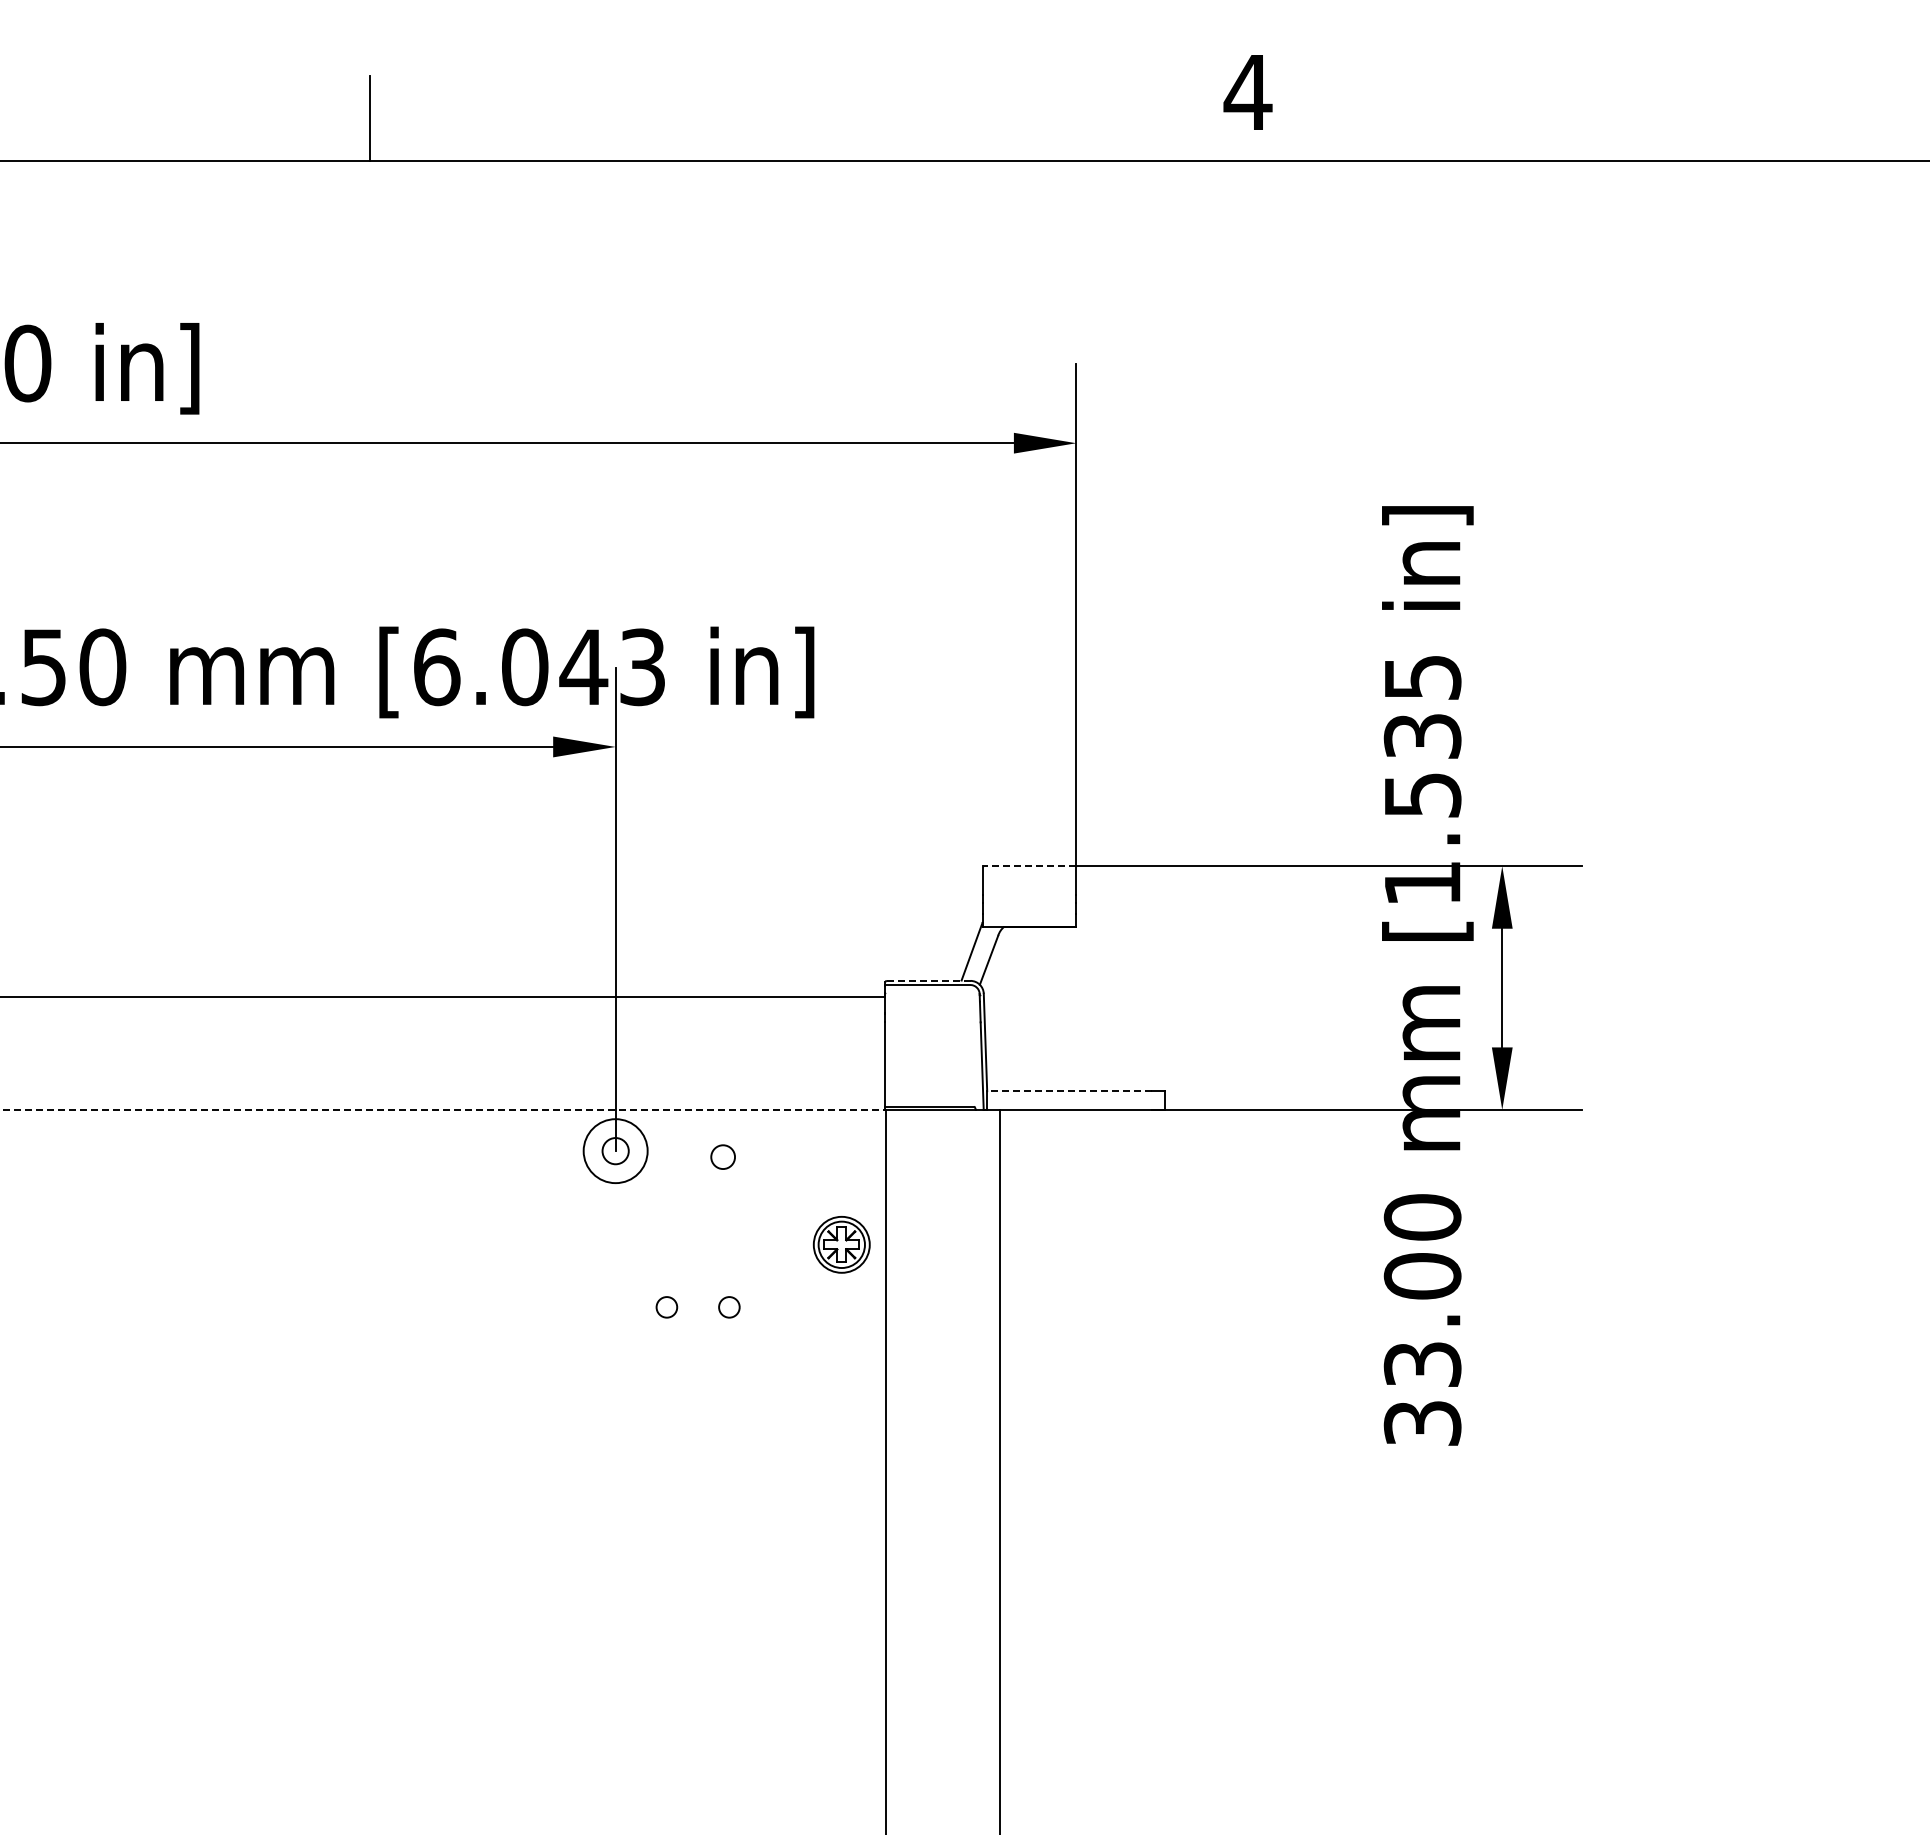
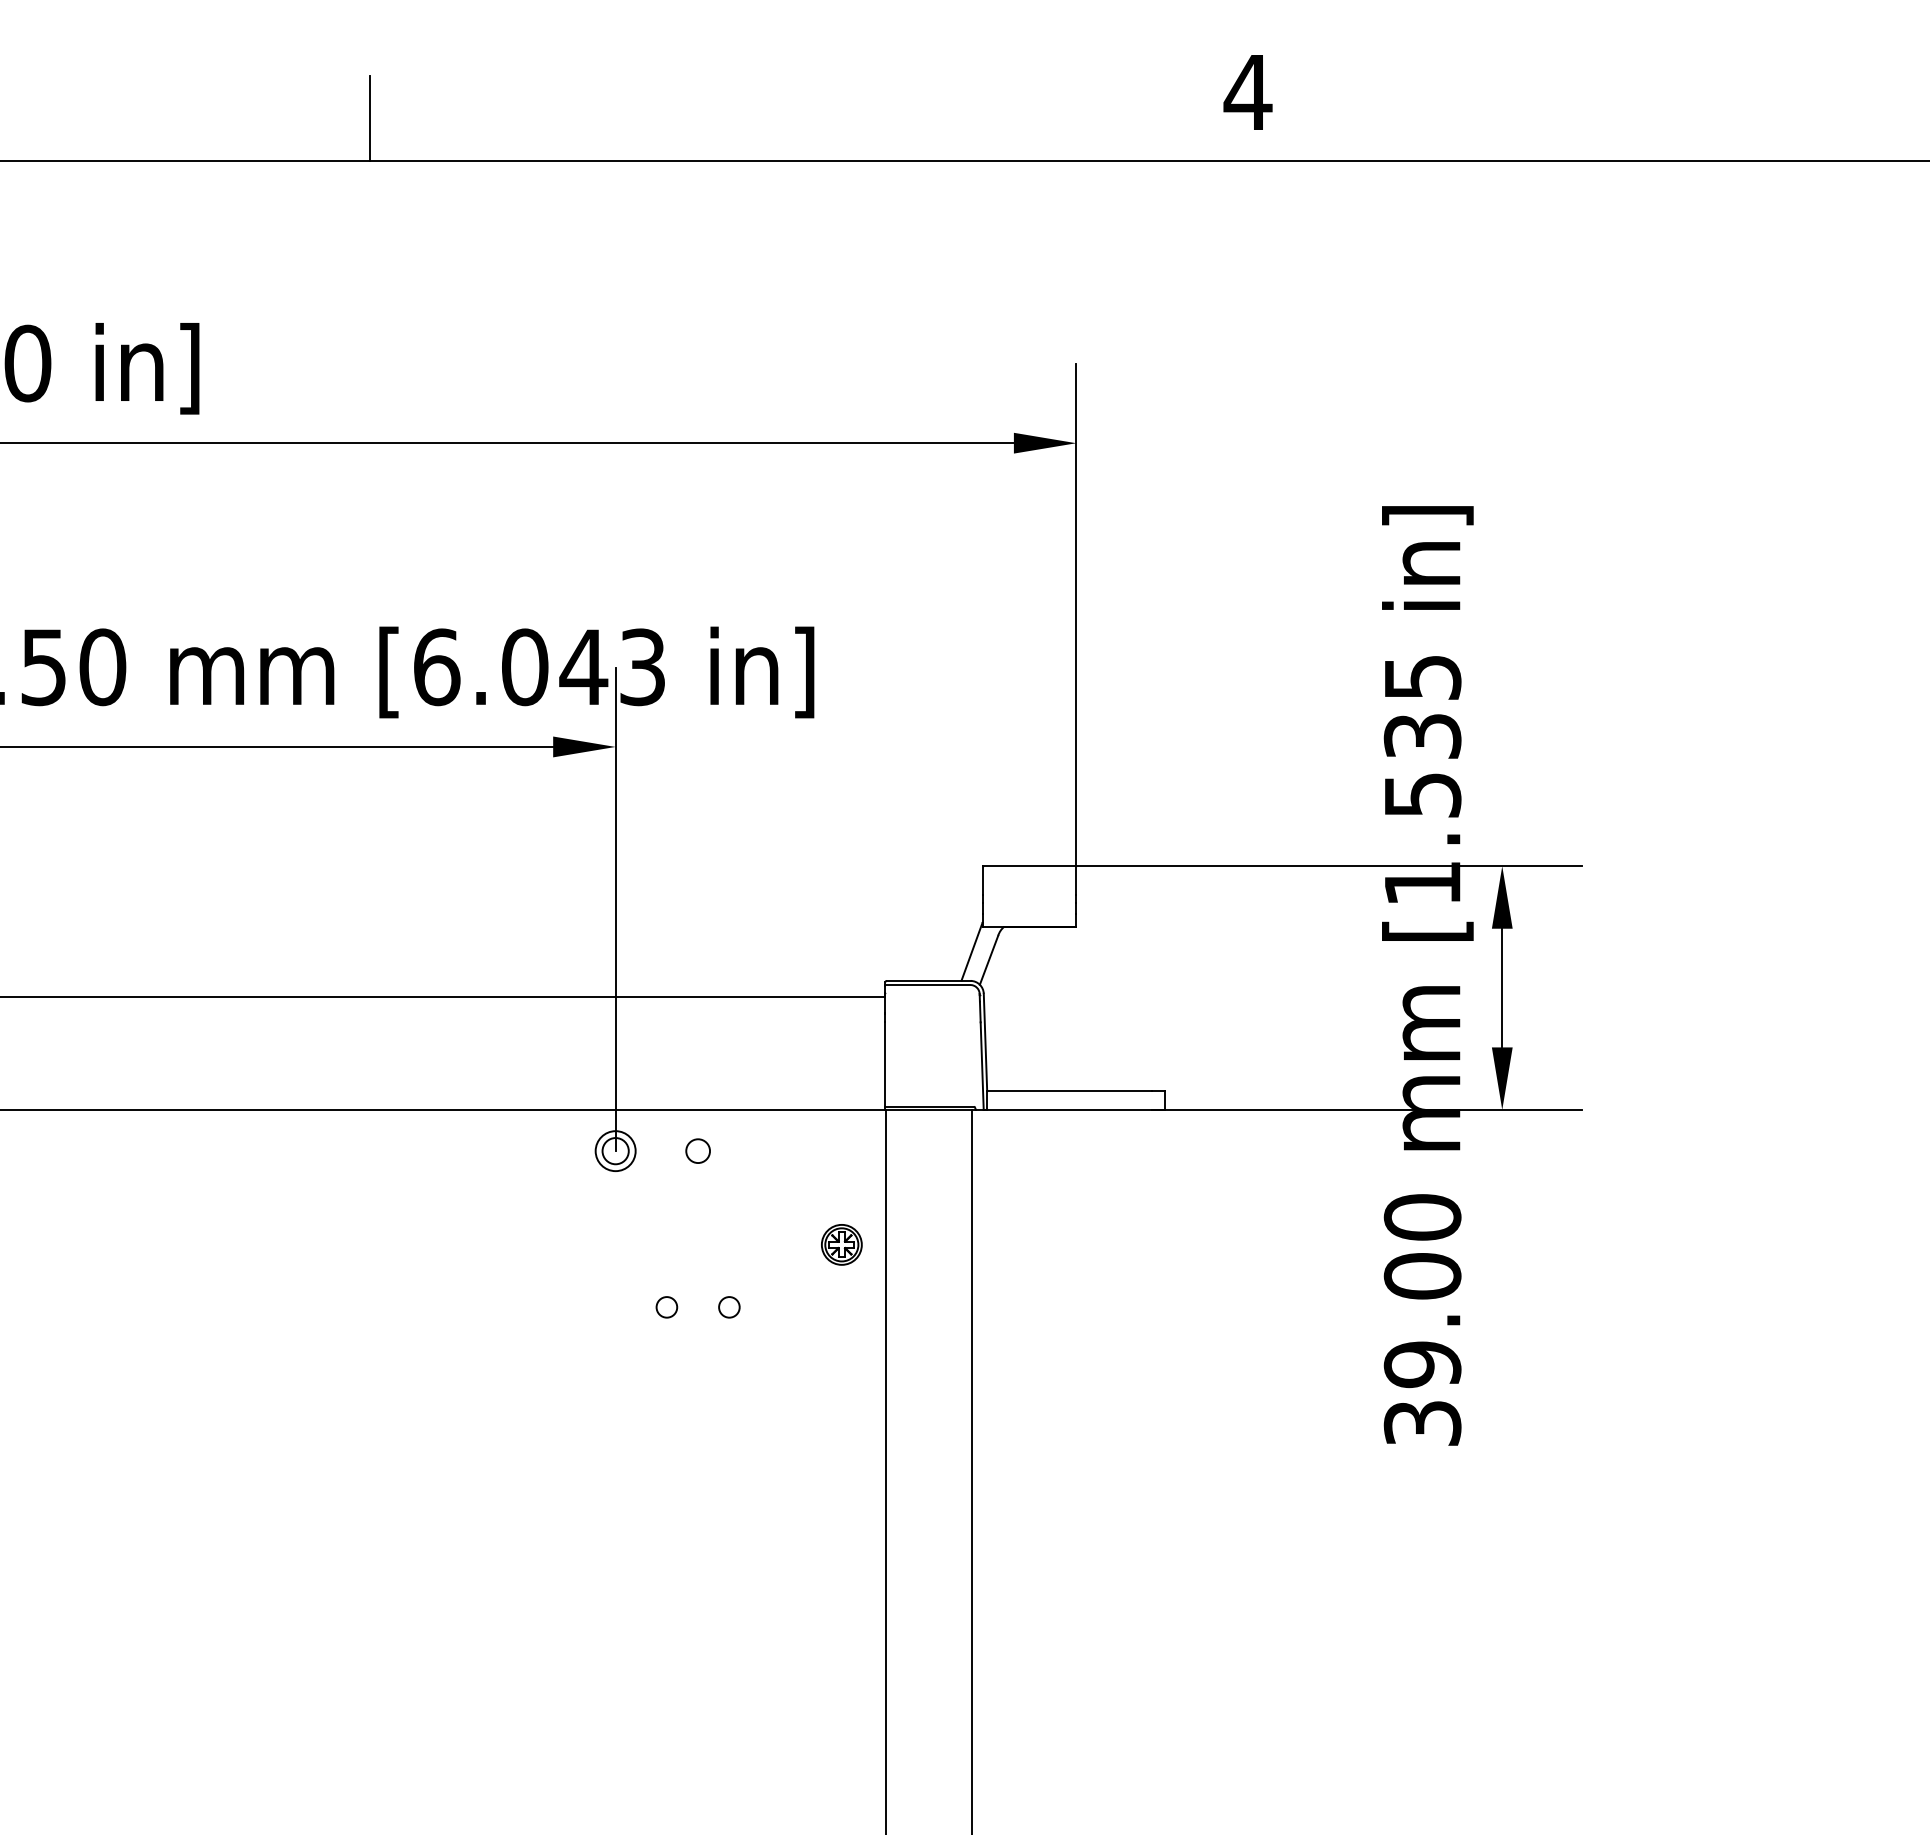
line: dashed -> solid (1029, 866)
line: dashed -> solid (928, 980)
line: dashed -> solid (1069, 1091)
line: dashed -> solid (443, 1109)
circle diameter: 64 px -> 40 px (615, 1151)
circle position: (722, 1156) -> (697, 1150) (697, 1150)
part size: 59x58 px -> 42x42 px (841, 1244)
text: 33.00 -> 39.00 (1422, 1364)
line position: (999, 1470) -> (971, 1470) (971, 1470)
